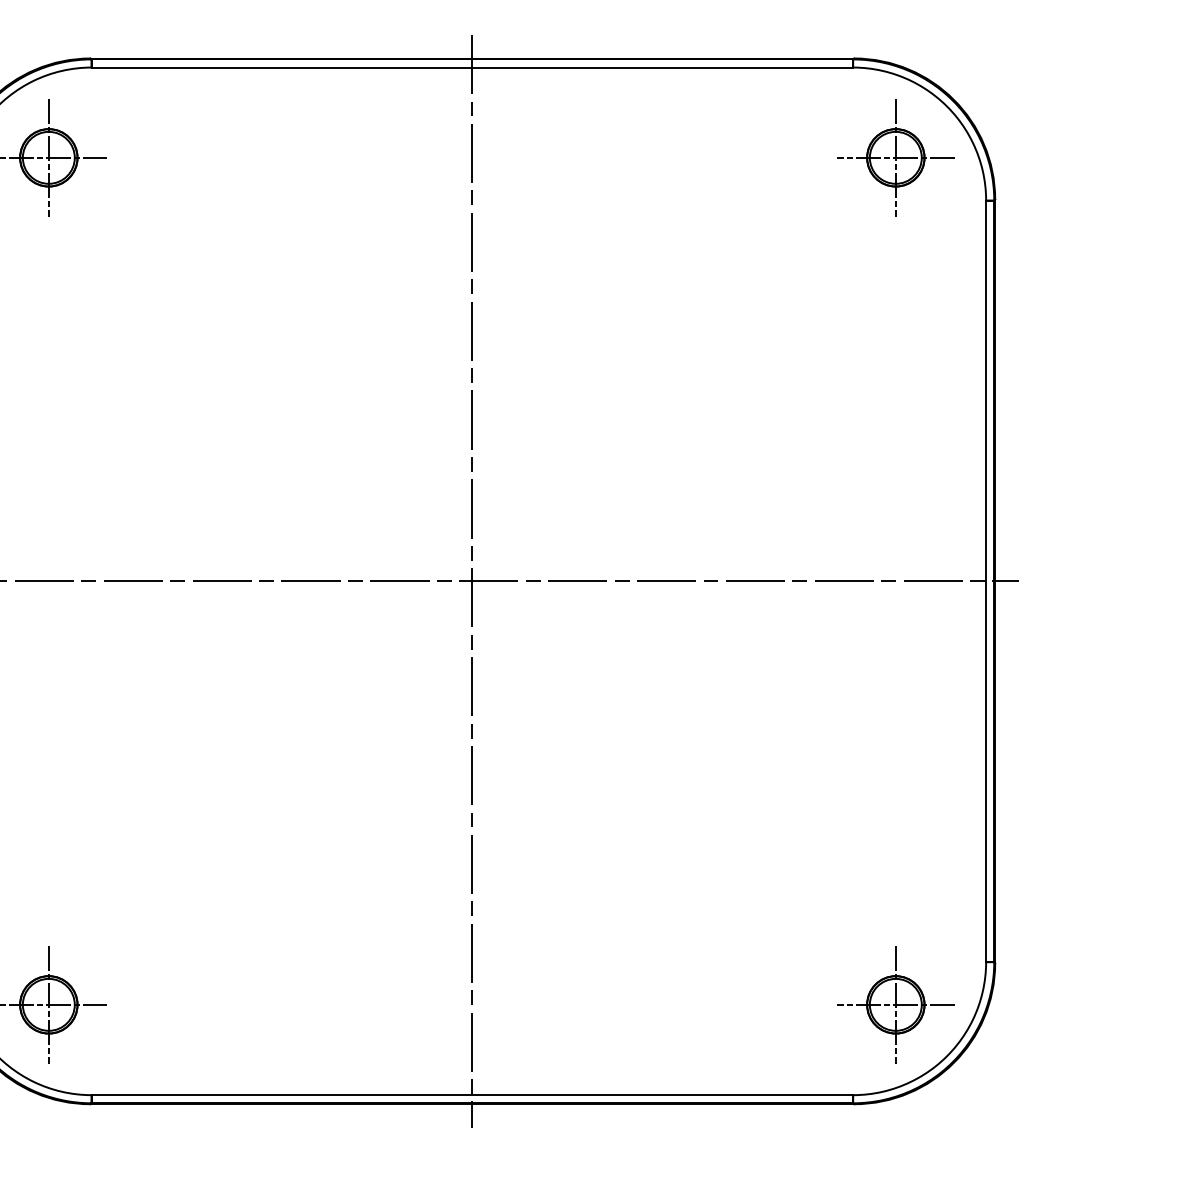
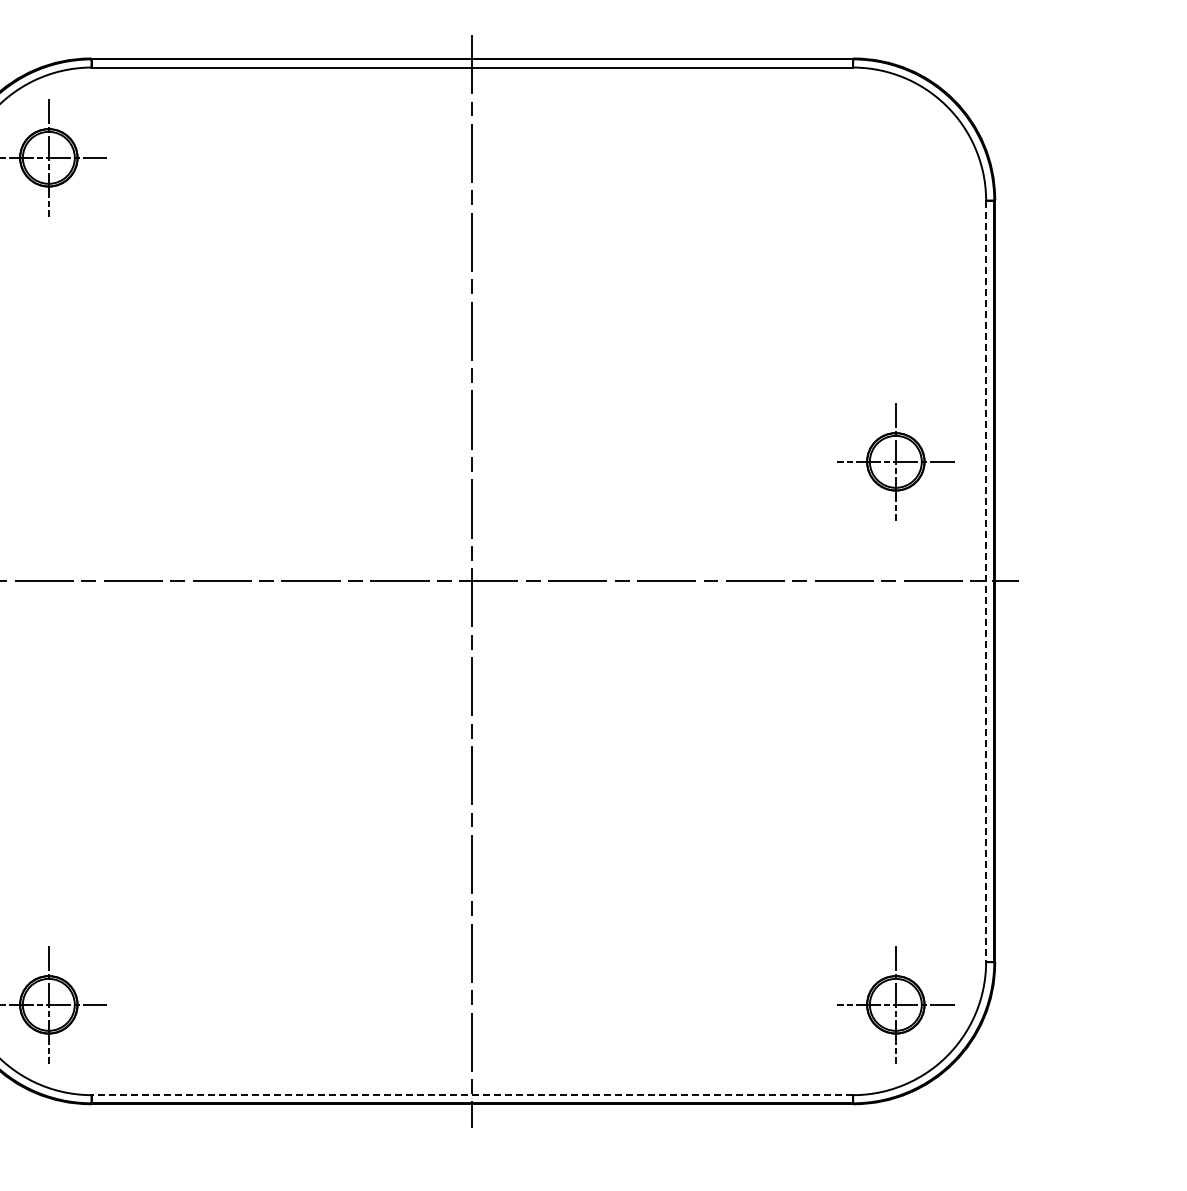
part position: (895, 157) -> (895, 461) (895, 461)
line: solid -> dashed (986, 581)
line: solid -> dashed (472, 1095)
